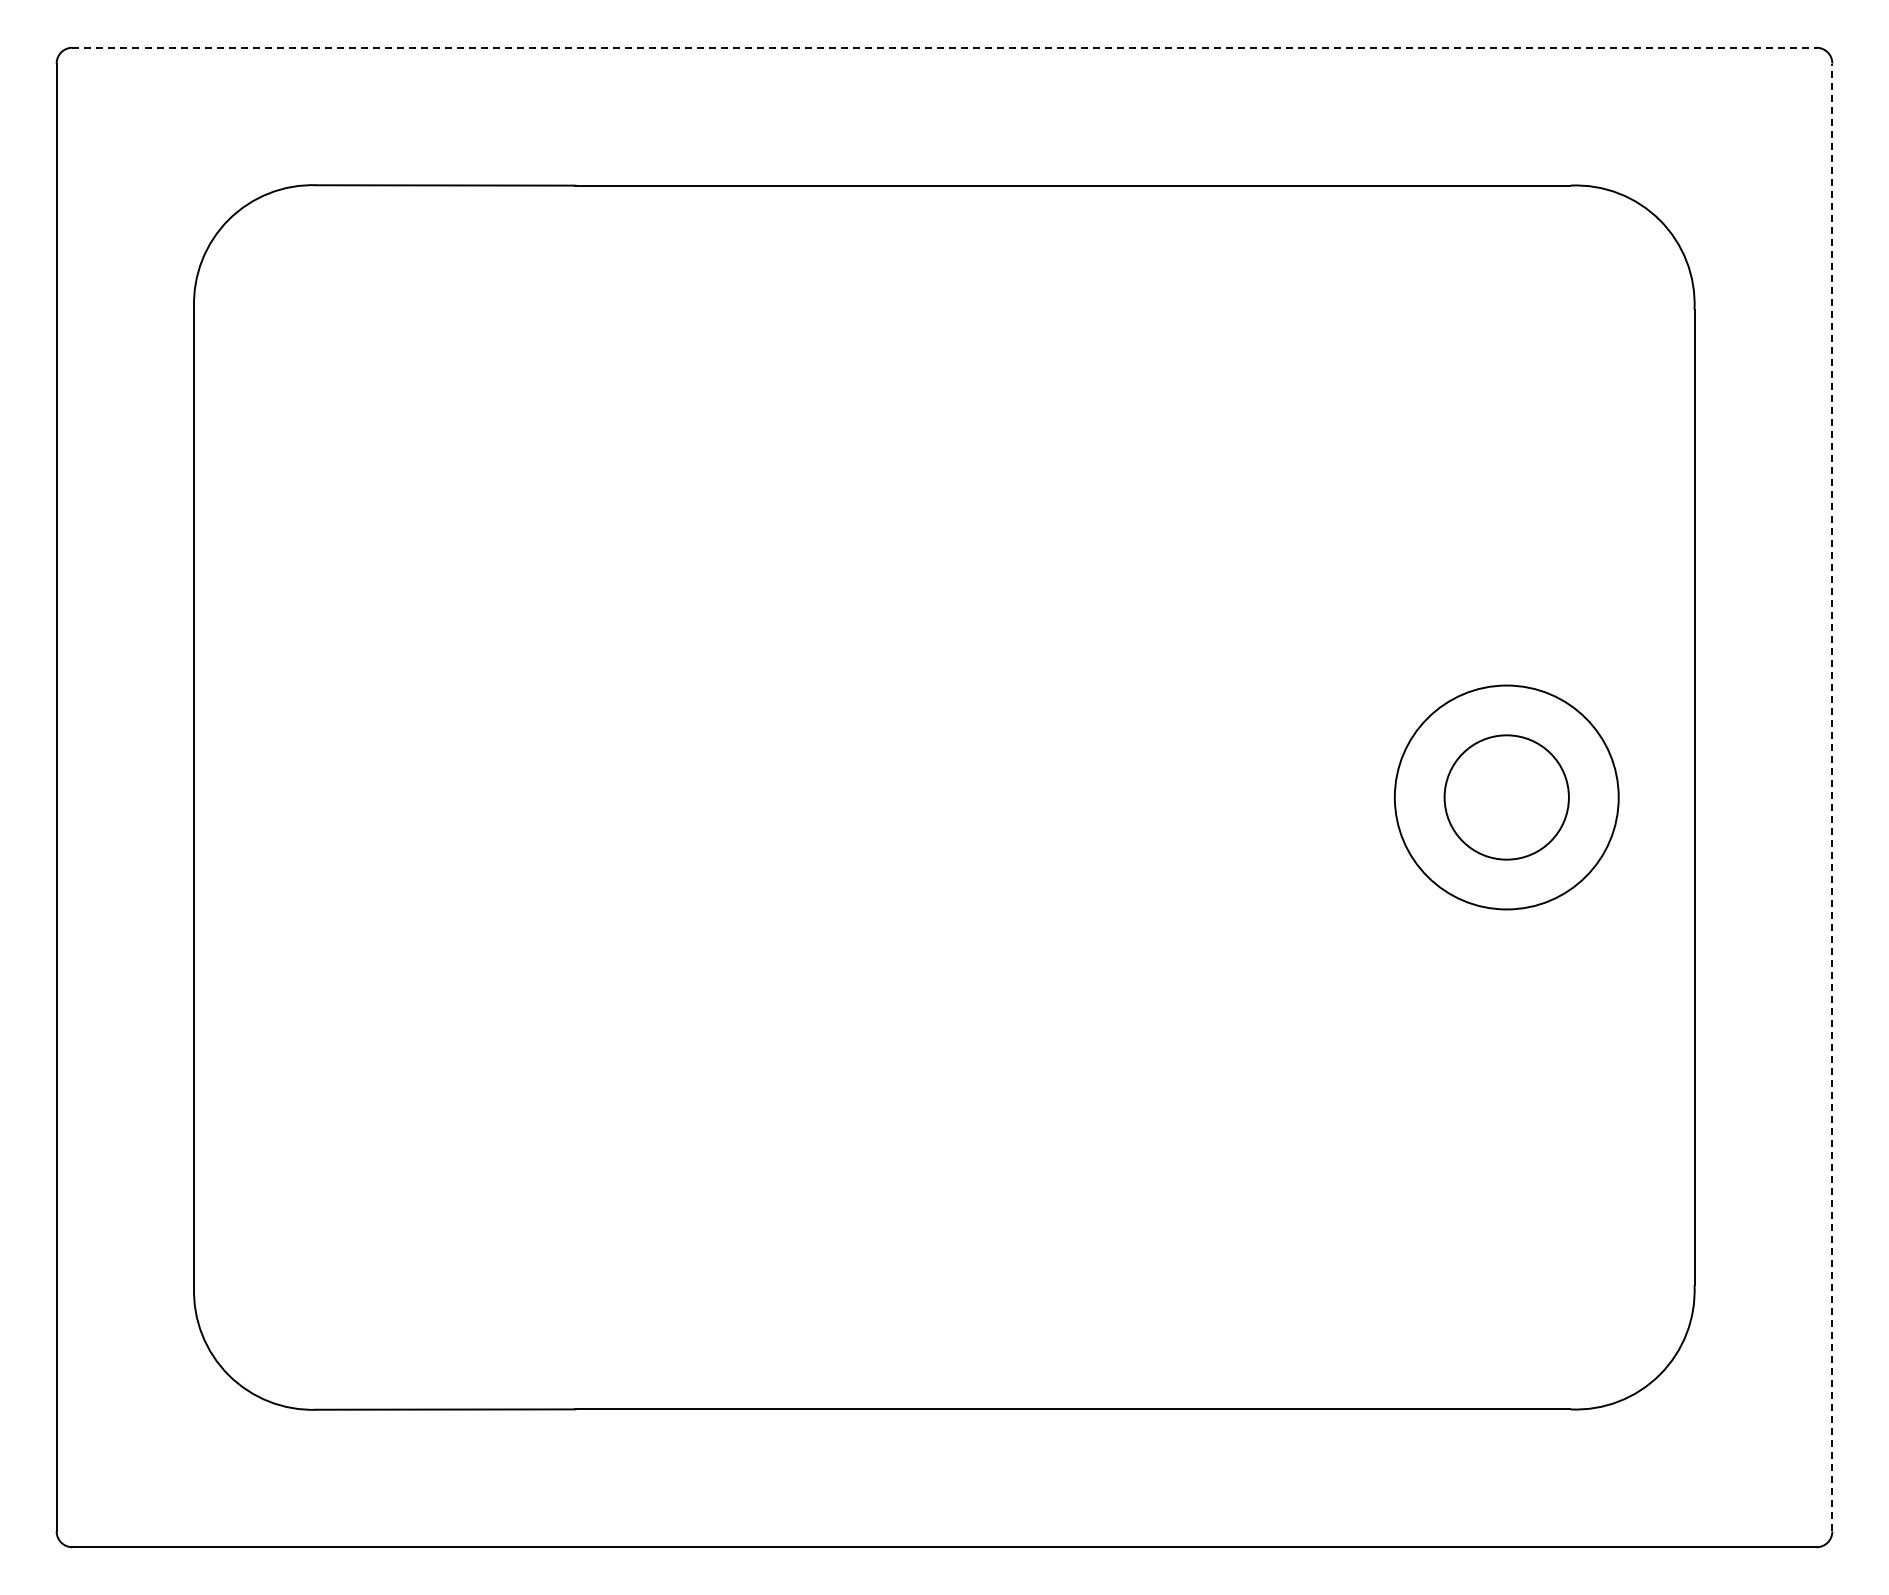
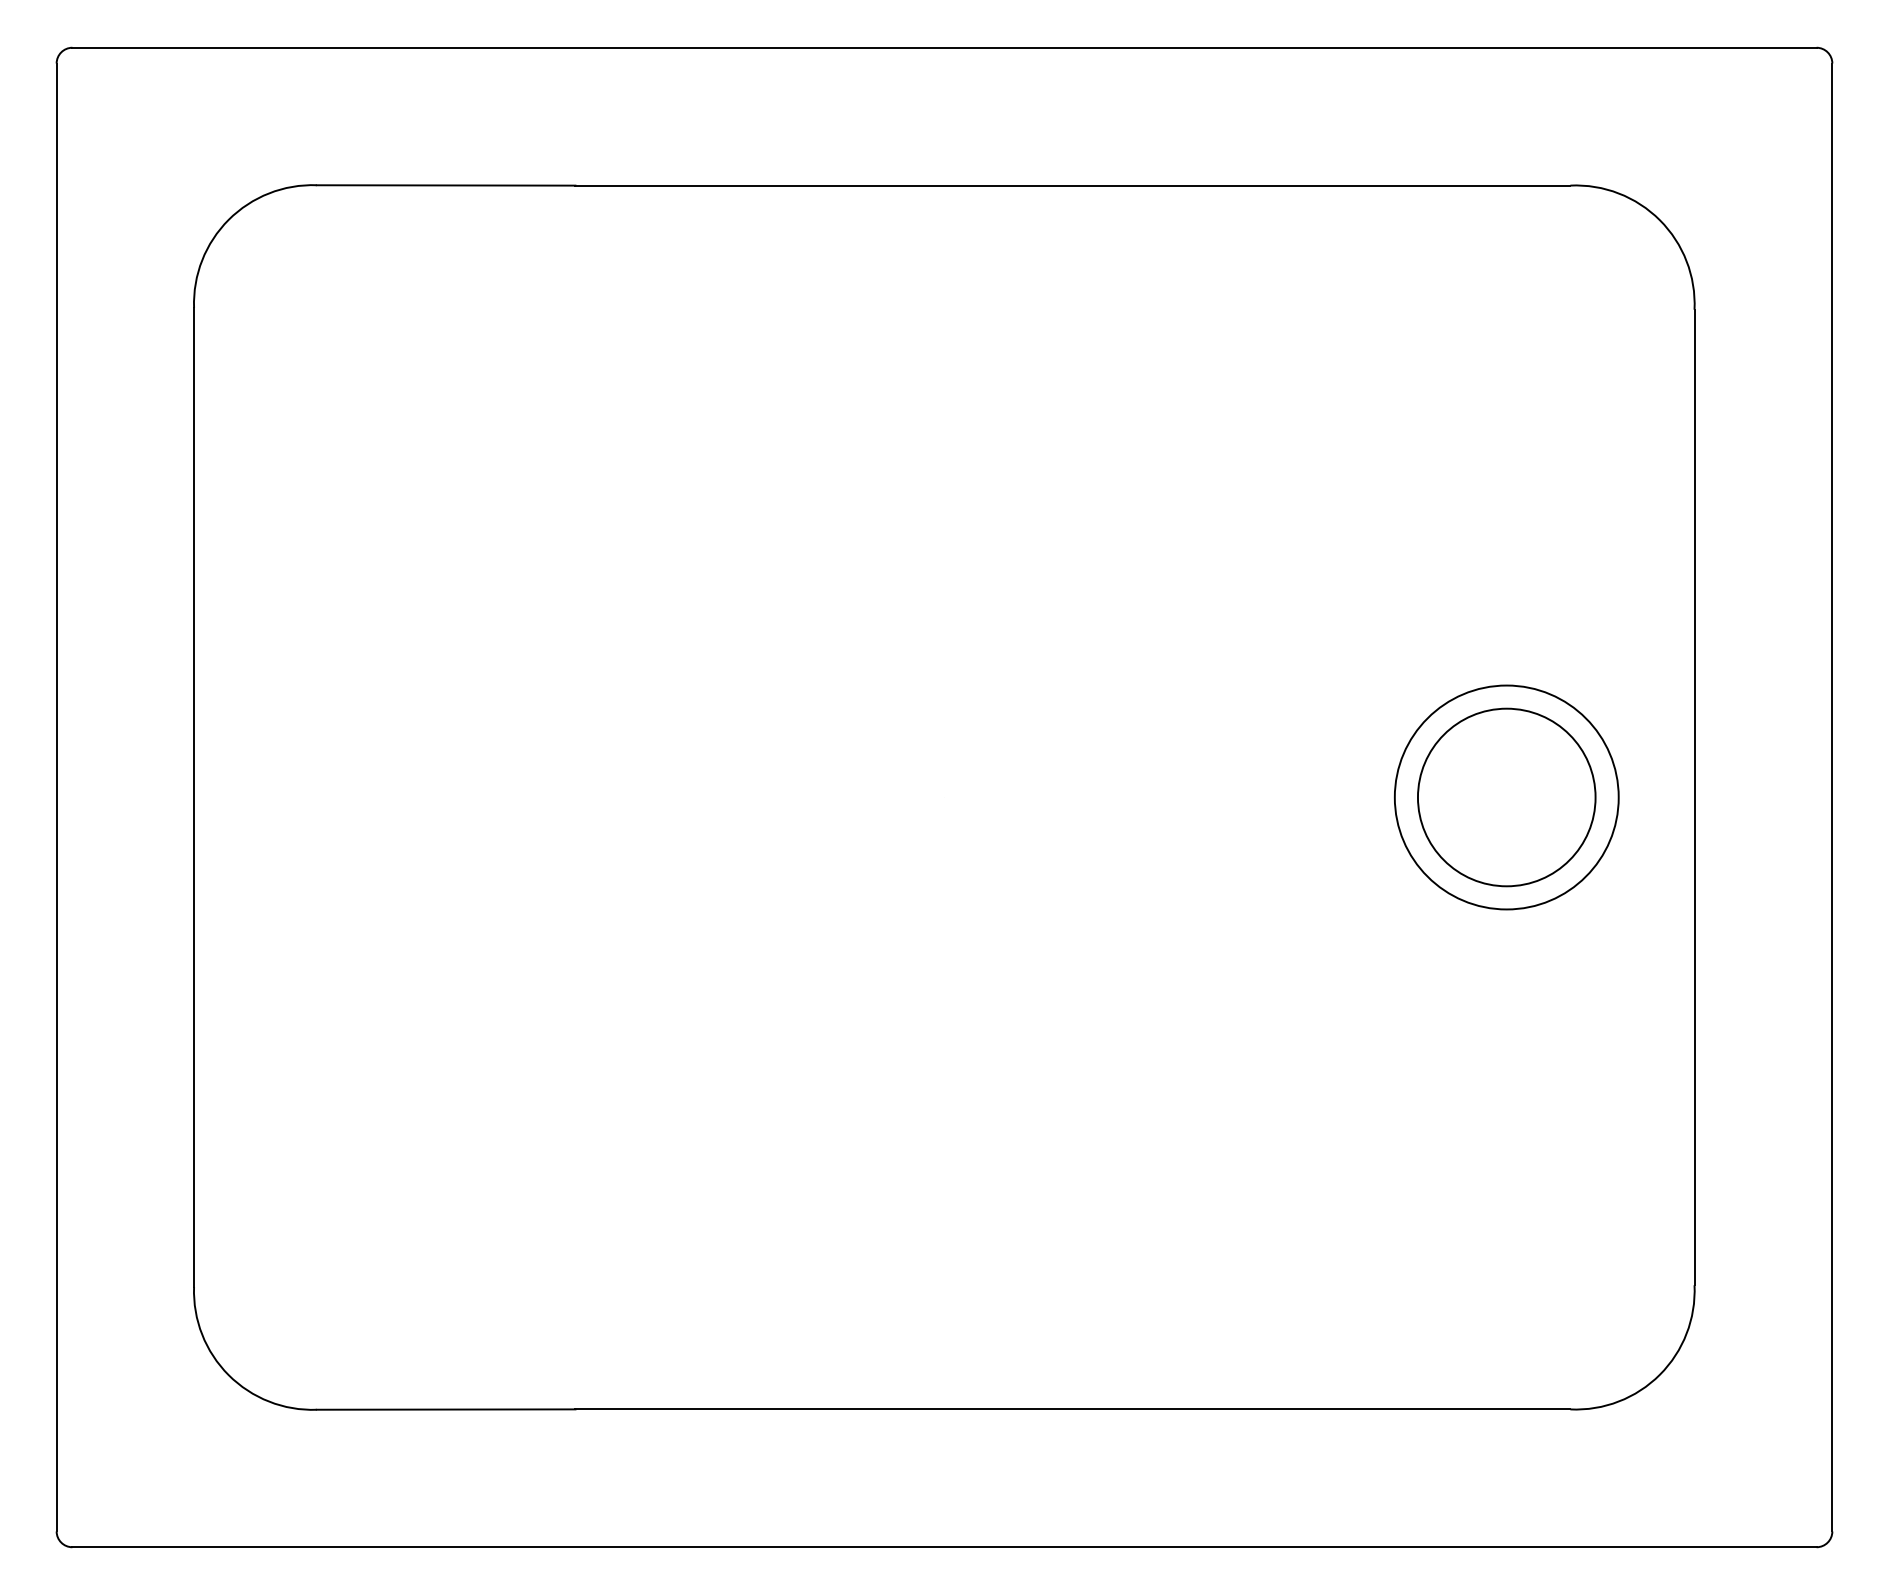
line: dashed -> solid (945, 47)
circle diameter: 124 px -> 178 px (1506, 797)
line: dashed -> solid (1832, 797)
